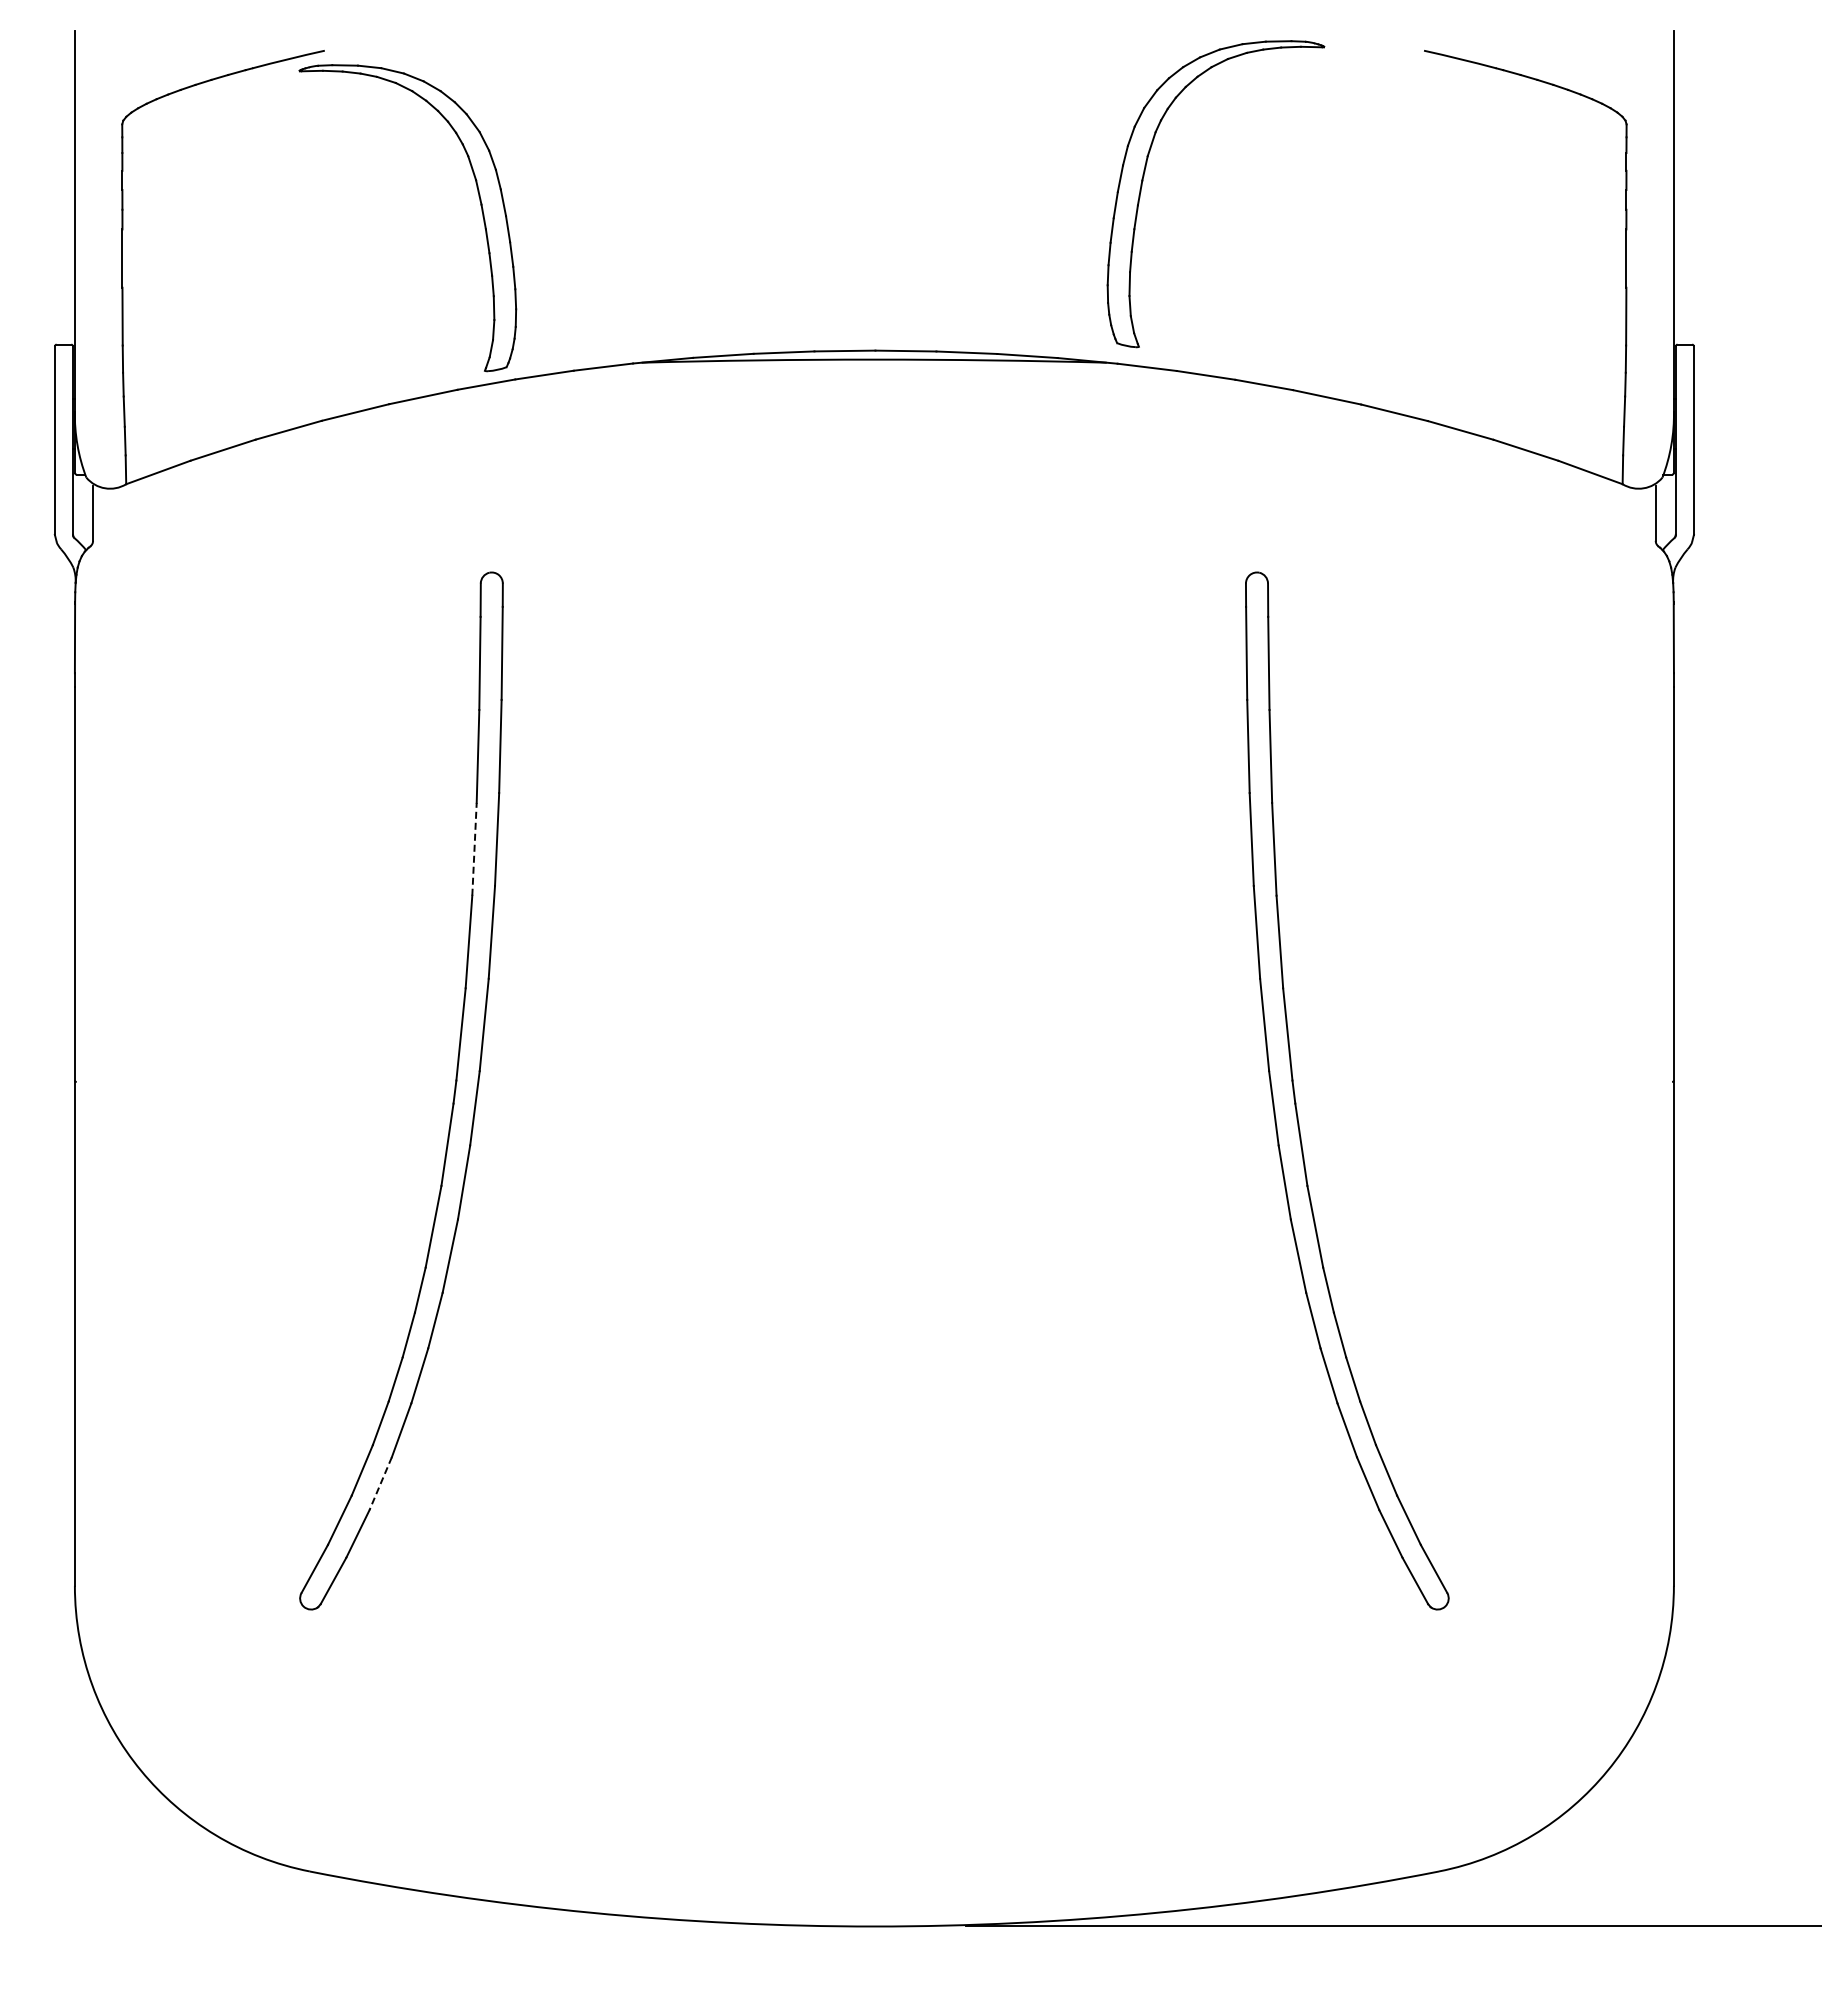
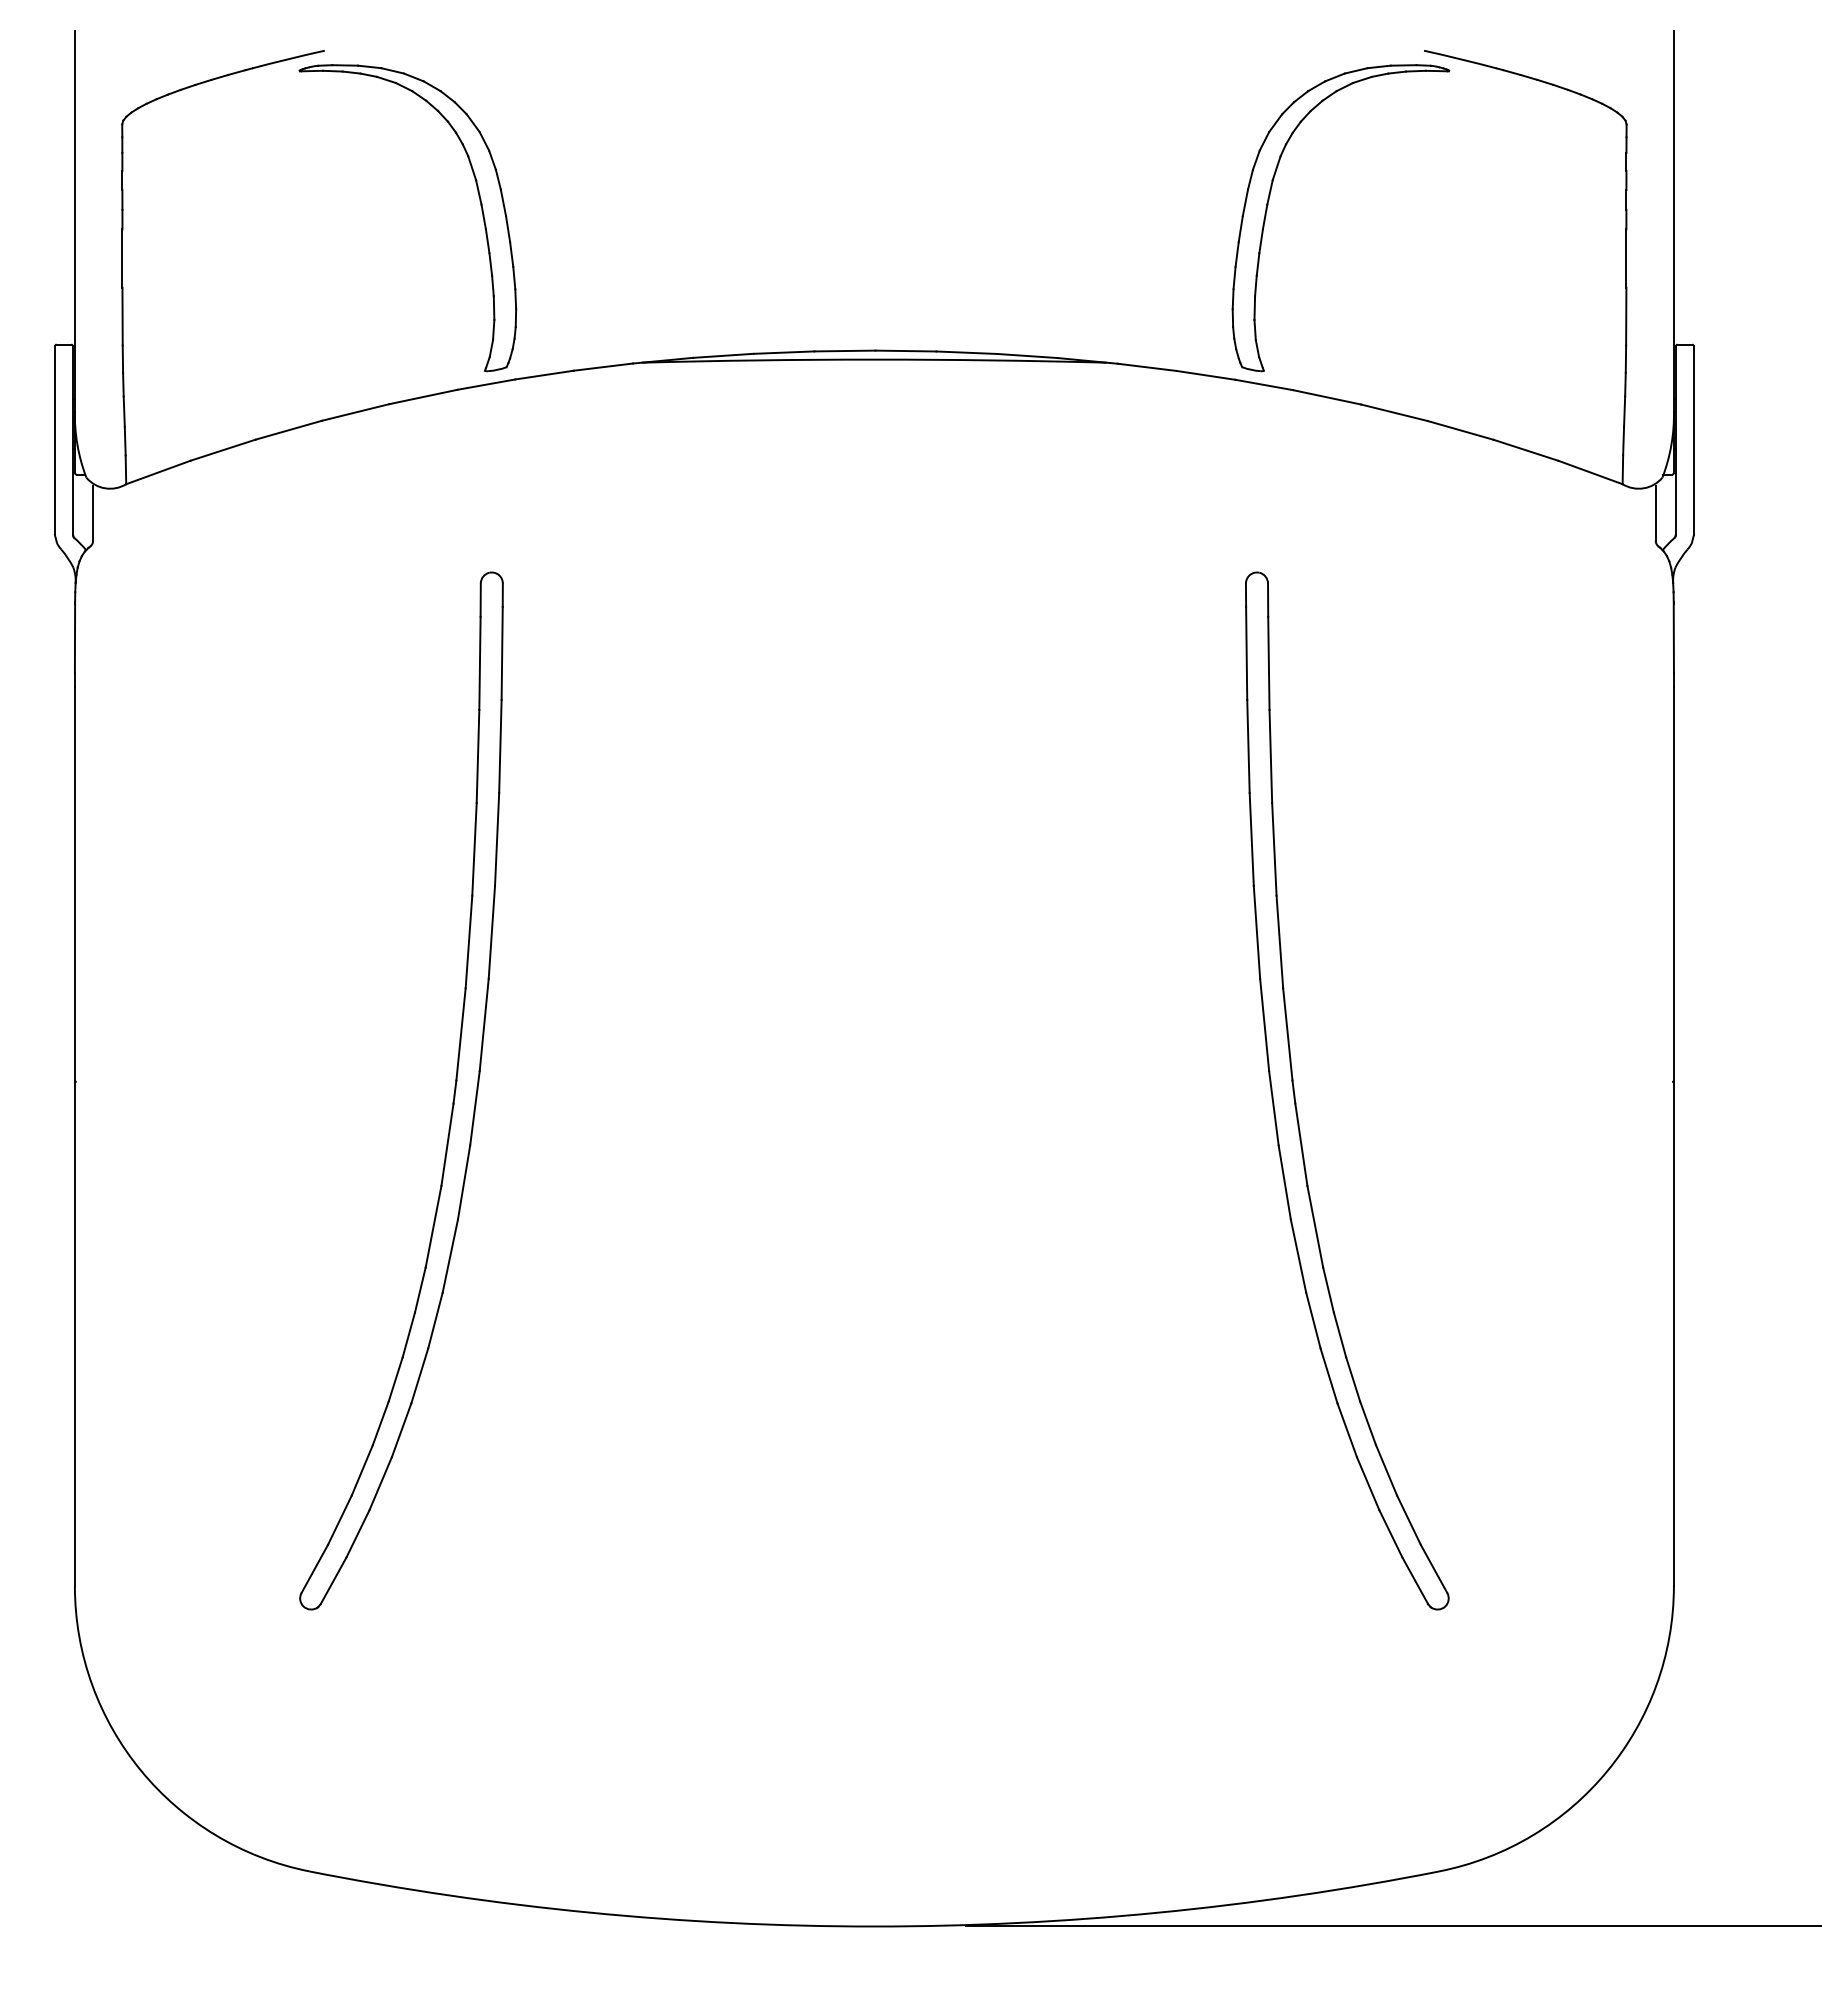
part position: (1143, 181) -> (1268, 205) (1268, 205)
line: dashed -> solid (474, 848)
line: dashed -> solid (380, 1483)
